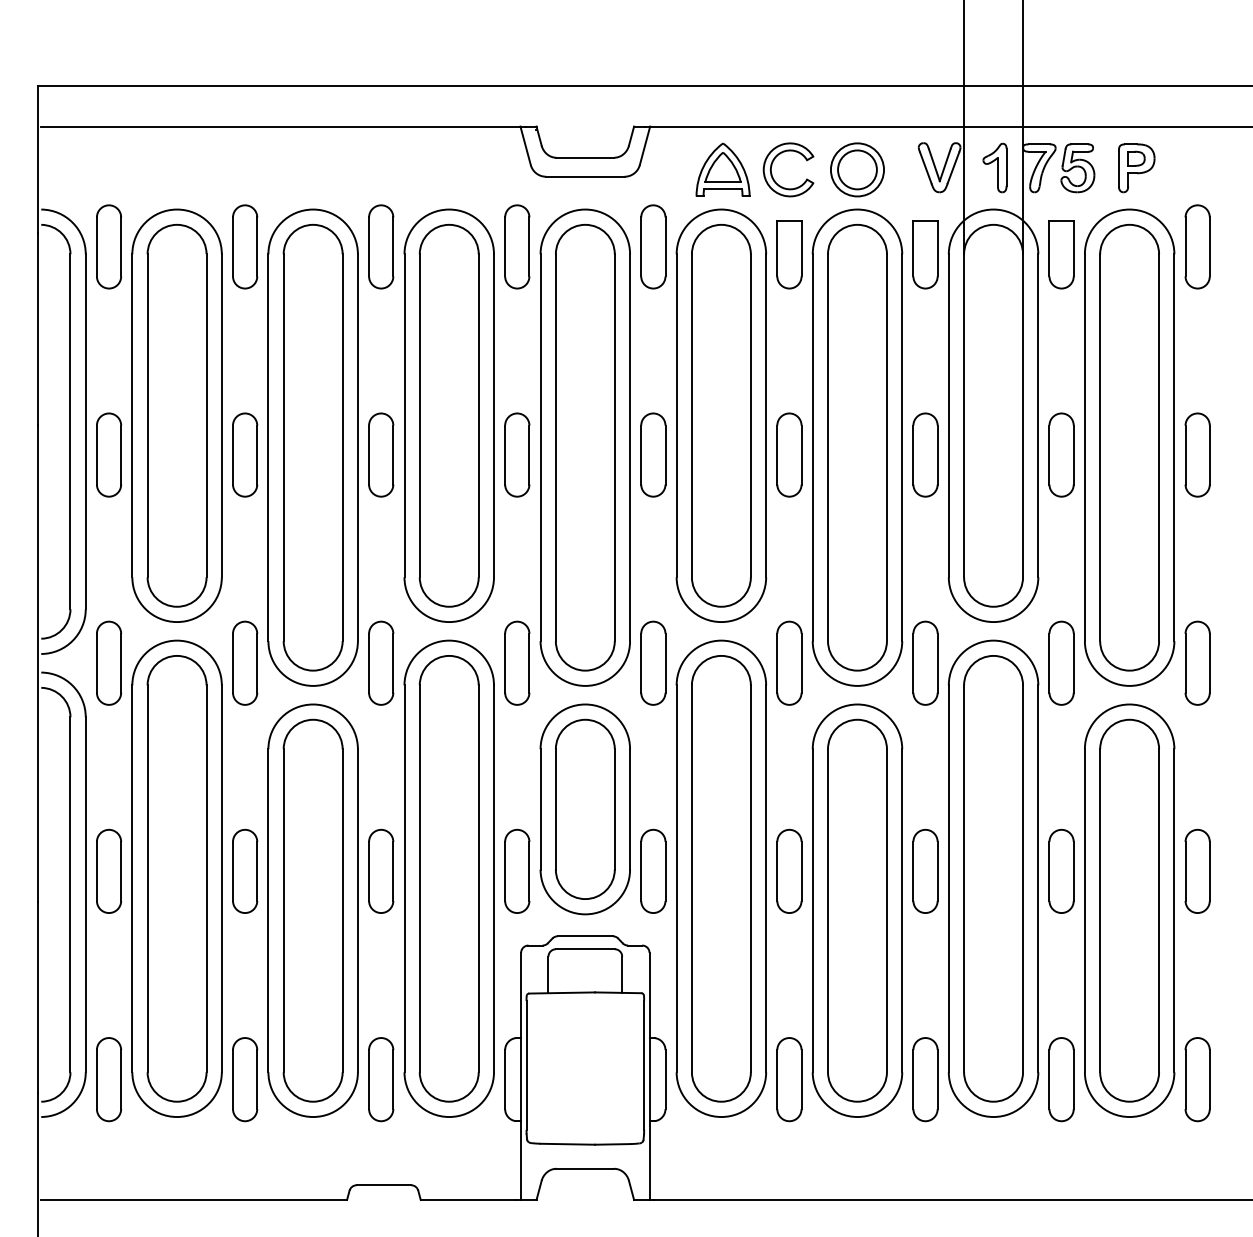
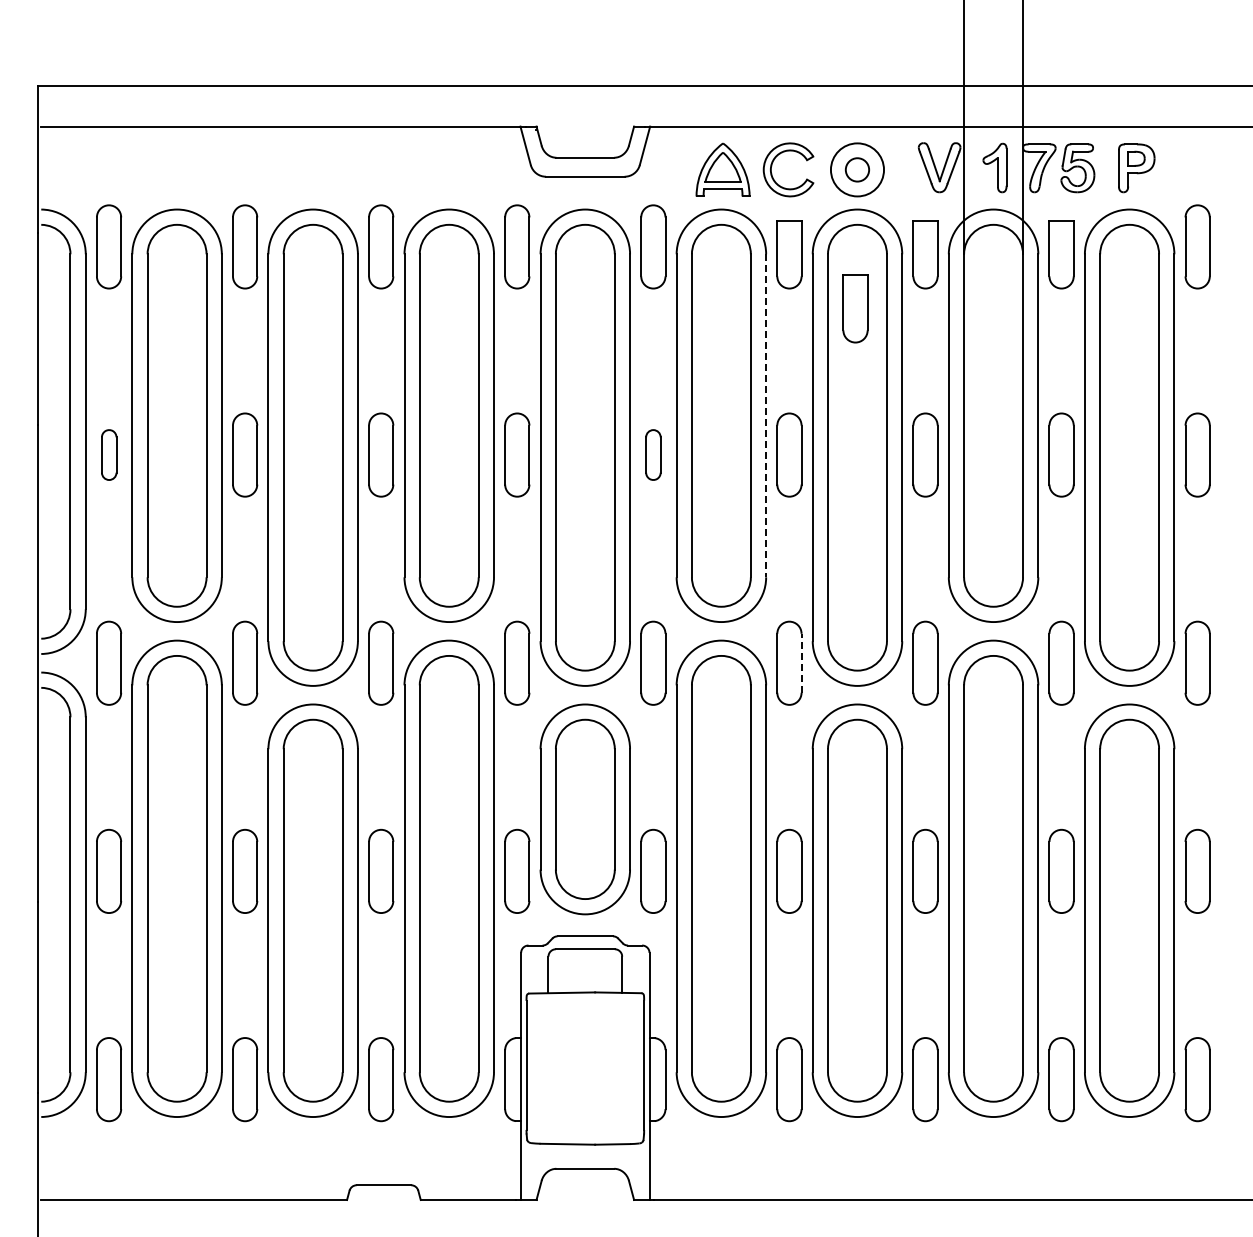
circle diameter: 39 px -> 23 px (857, 169)
part: none -> present (855, 308)
line: solid -> dashed (766, 415)
part size: 27x86 px -> 17x52 px (109, 454)
part size: 27x86 px -> 17x52 px (653, 454)
line: solid -> dashed (801, 662)
